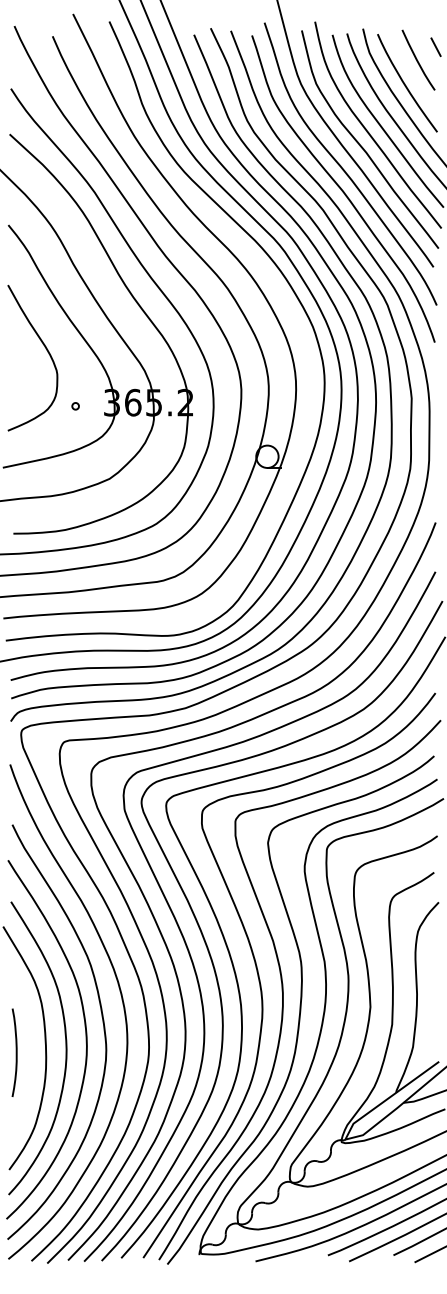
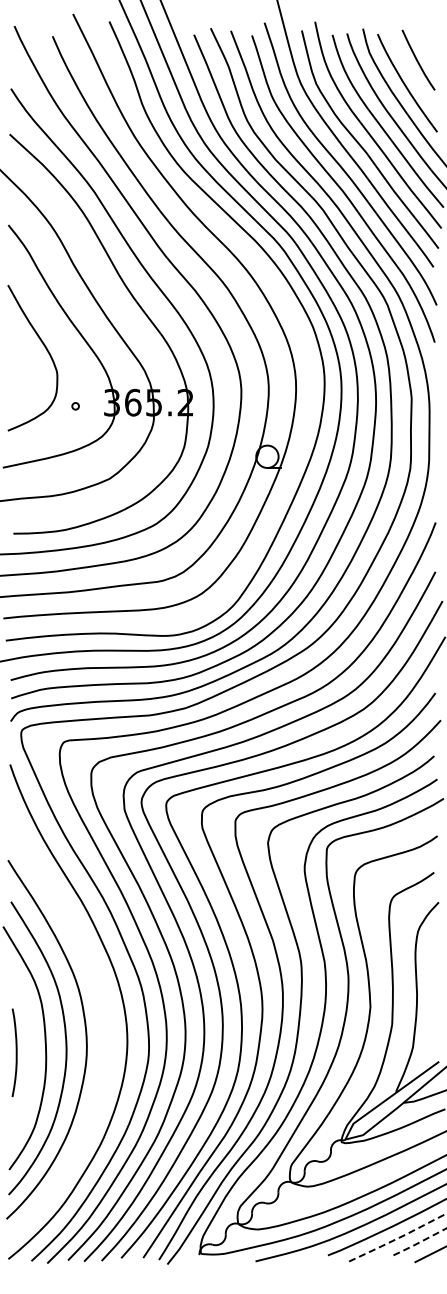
line: present -> none (435, 46)
curve: present -> none (102, 1023)
line: solid -> dashed (398, 1238)
line: solid -> dashed (419, 1242)
